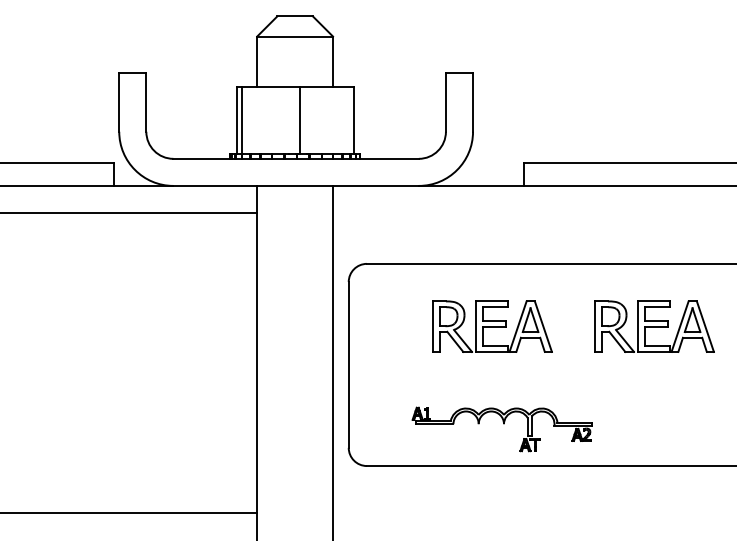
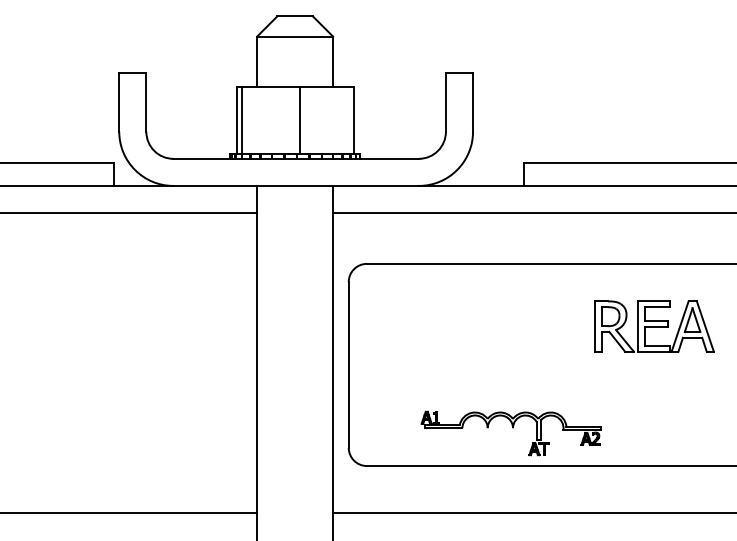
line: none -> present (533, 213)
part: present -> none (492, 326)
part position: (501, 429) -> (510, 433) (510, 433)
line: none -> present (533, 512)
